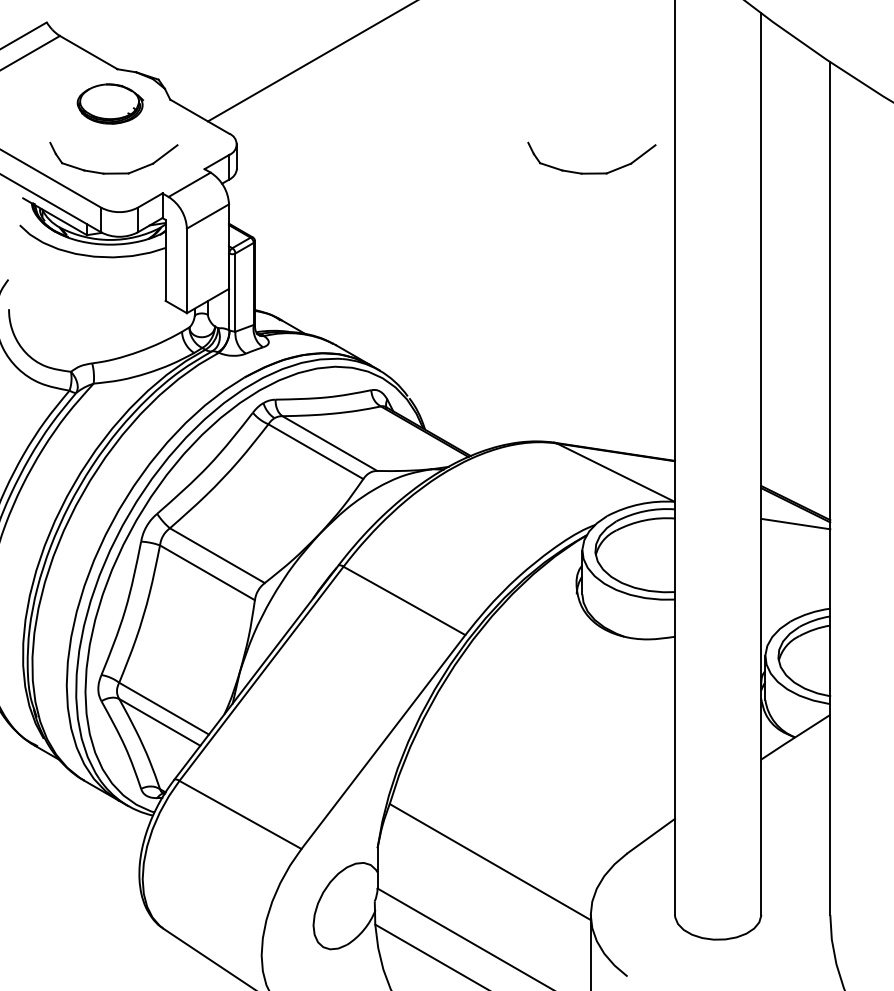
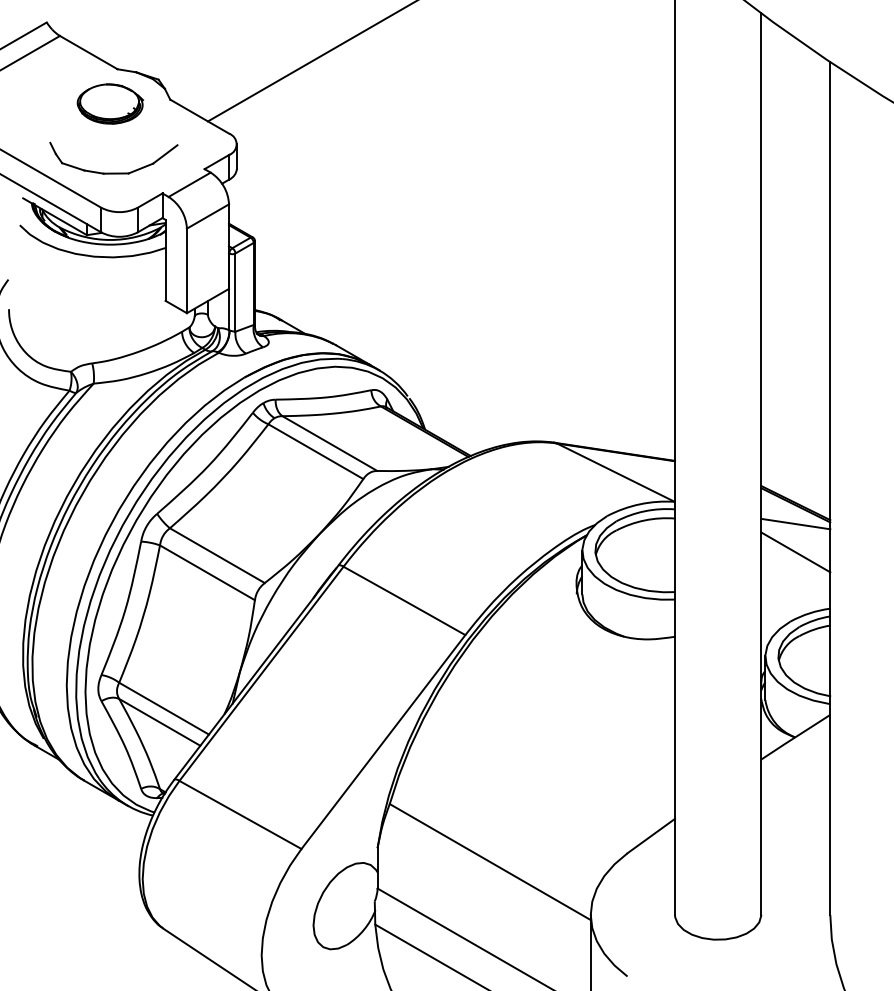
part: present -> none (591, 172)
line: none -> present (795, 552)
